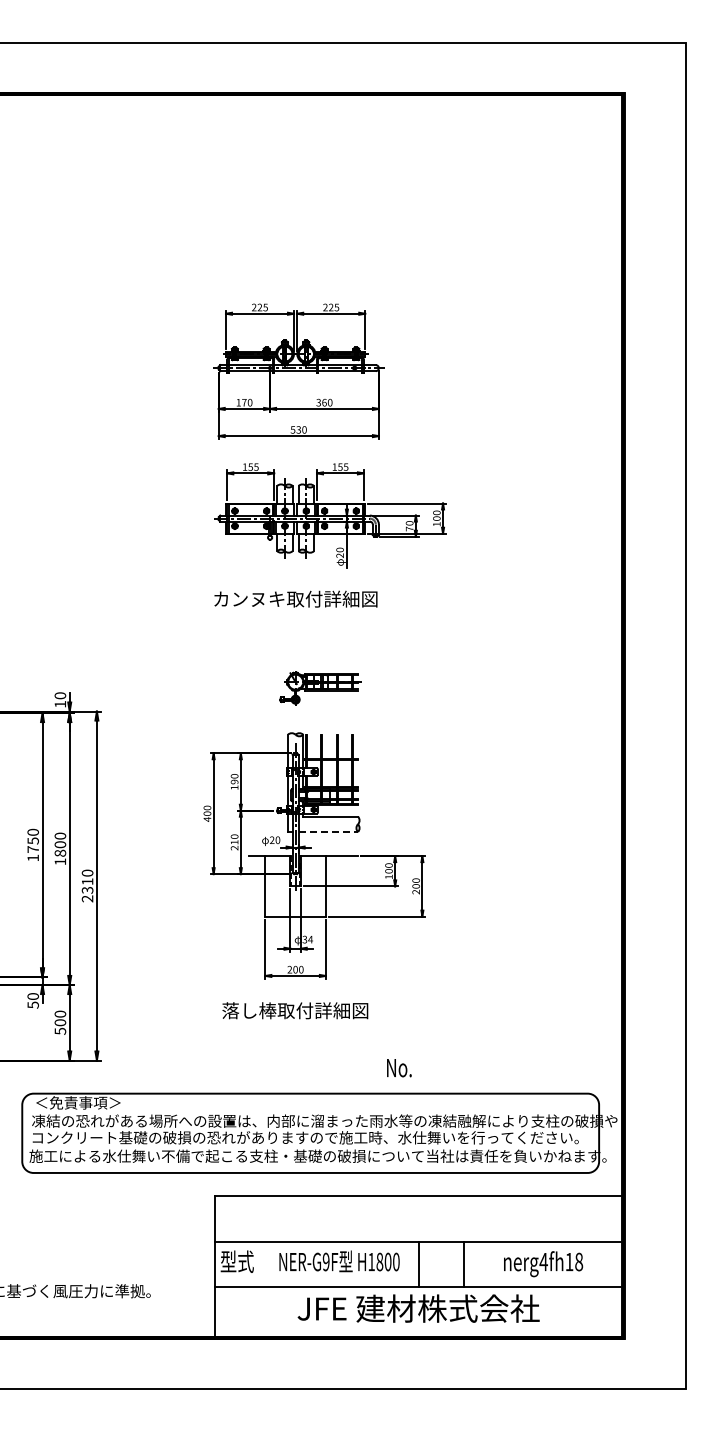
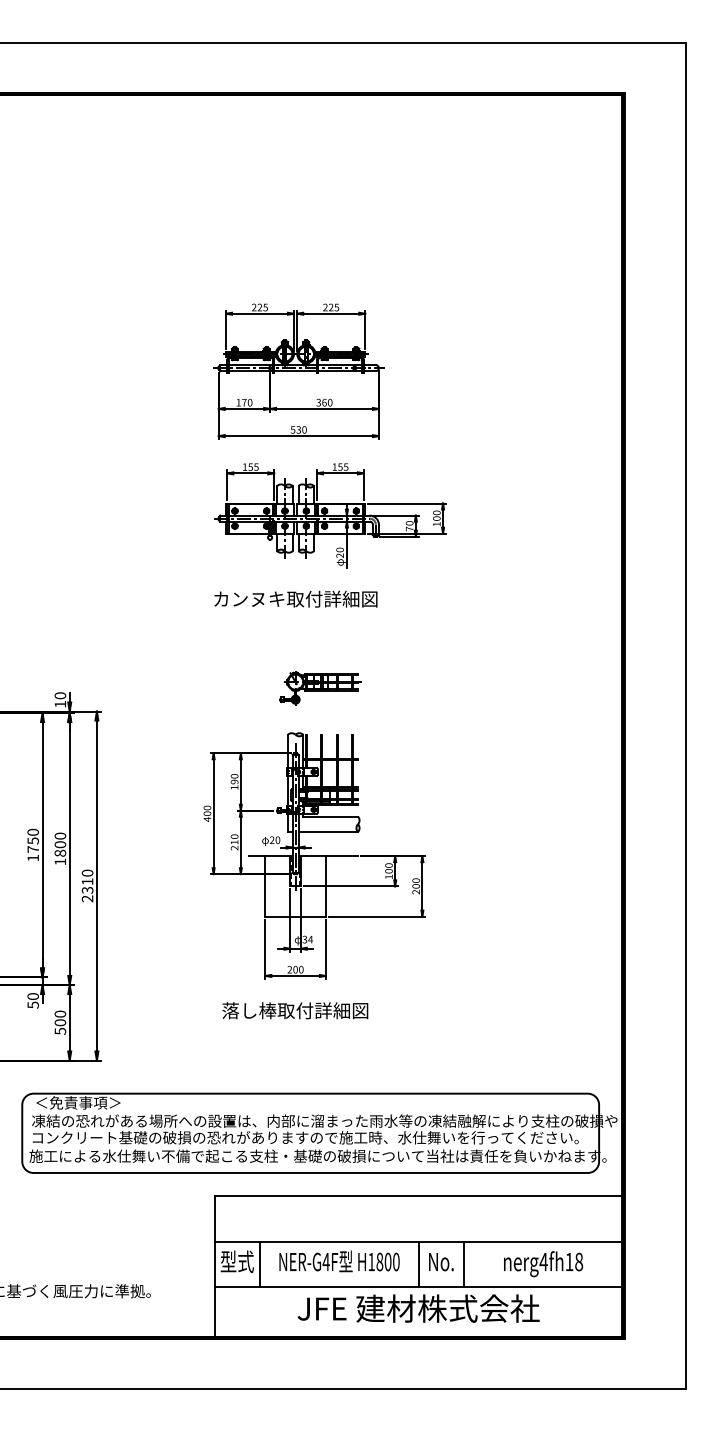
line: dashed -> solid (328, 831)
text position: (399, 1068) -> (441, 1262) (441, 1262)
text: NER-G9F -> NER-G4F (325, 1261)
line: none -> present (259, 1264)
